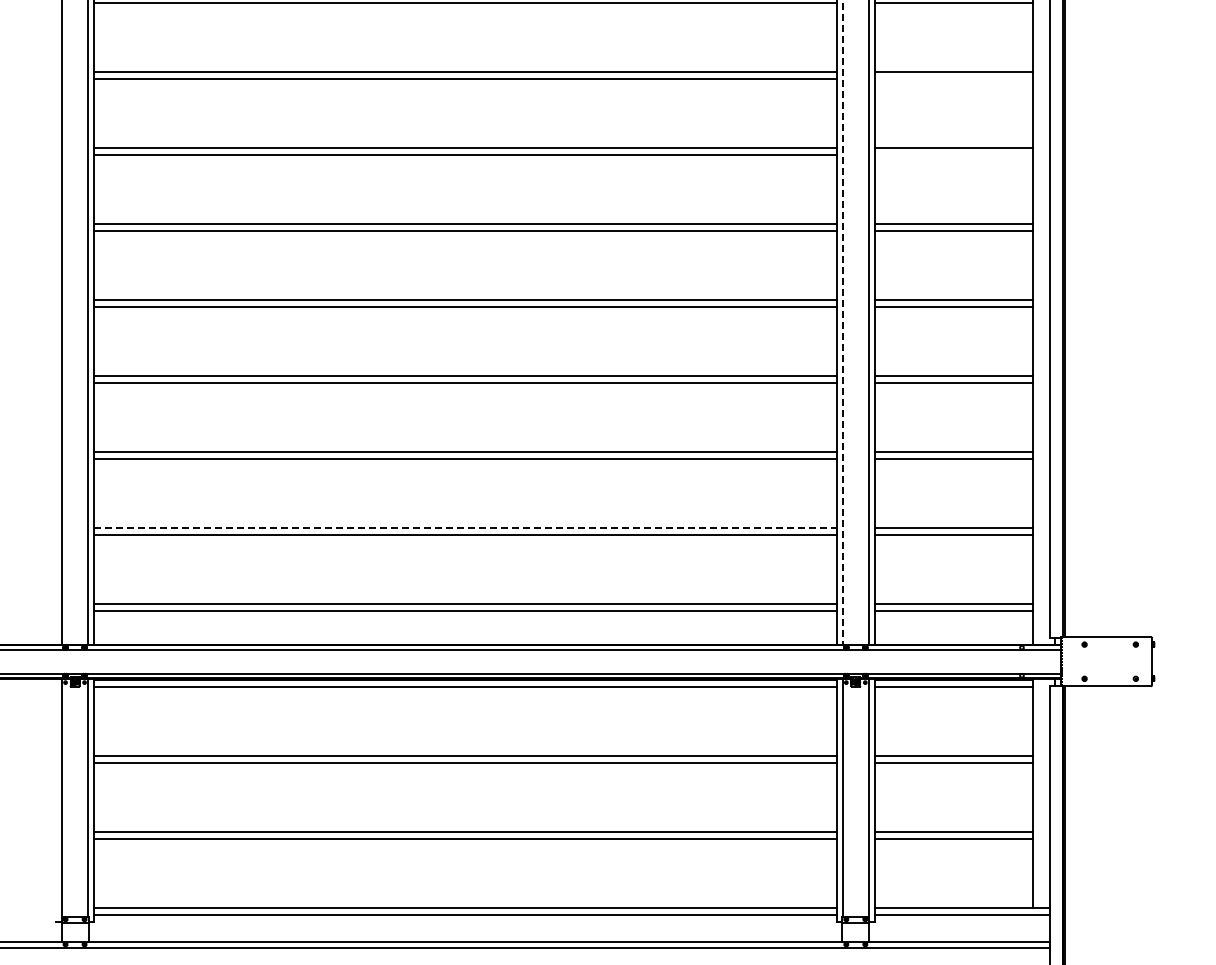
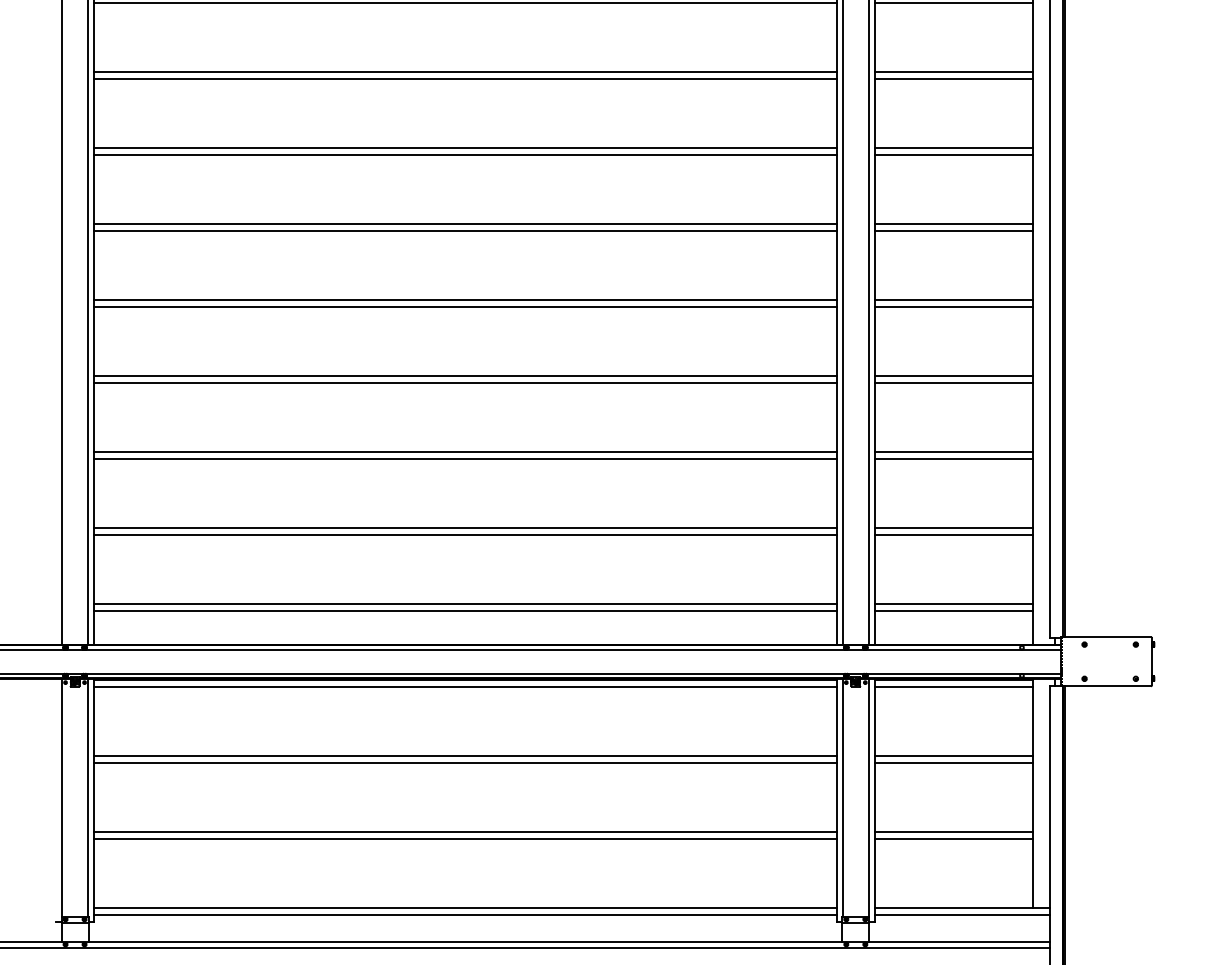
line: none -> present (953, 78)
line: none -> present (953, 154)
line: dashed -> solid (842, 323)
line: dashed -> solid (465, 528)
